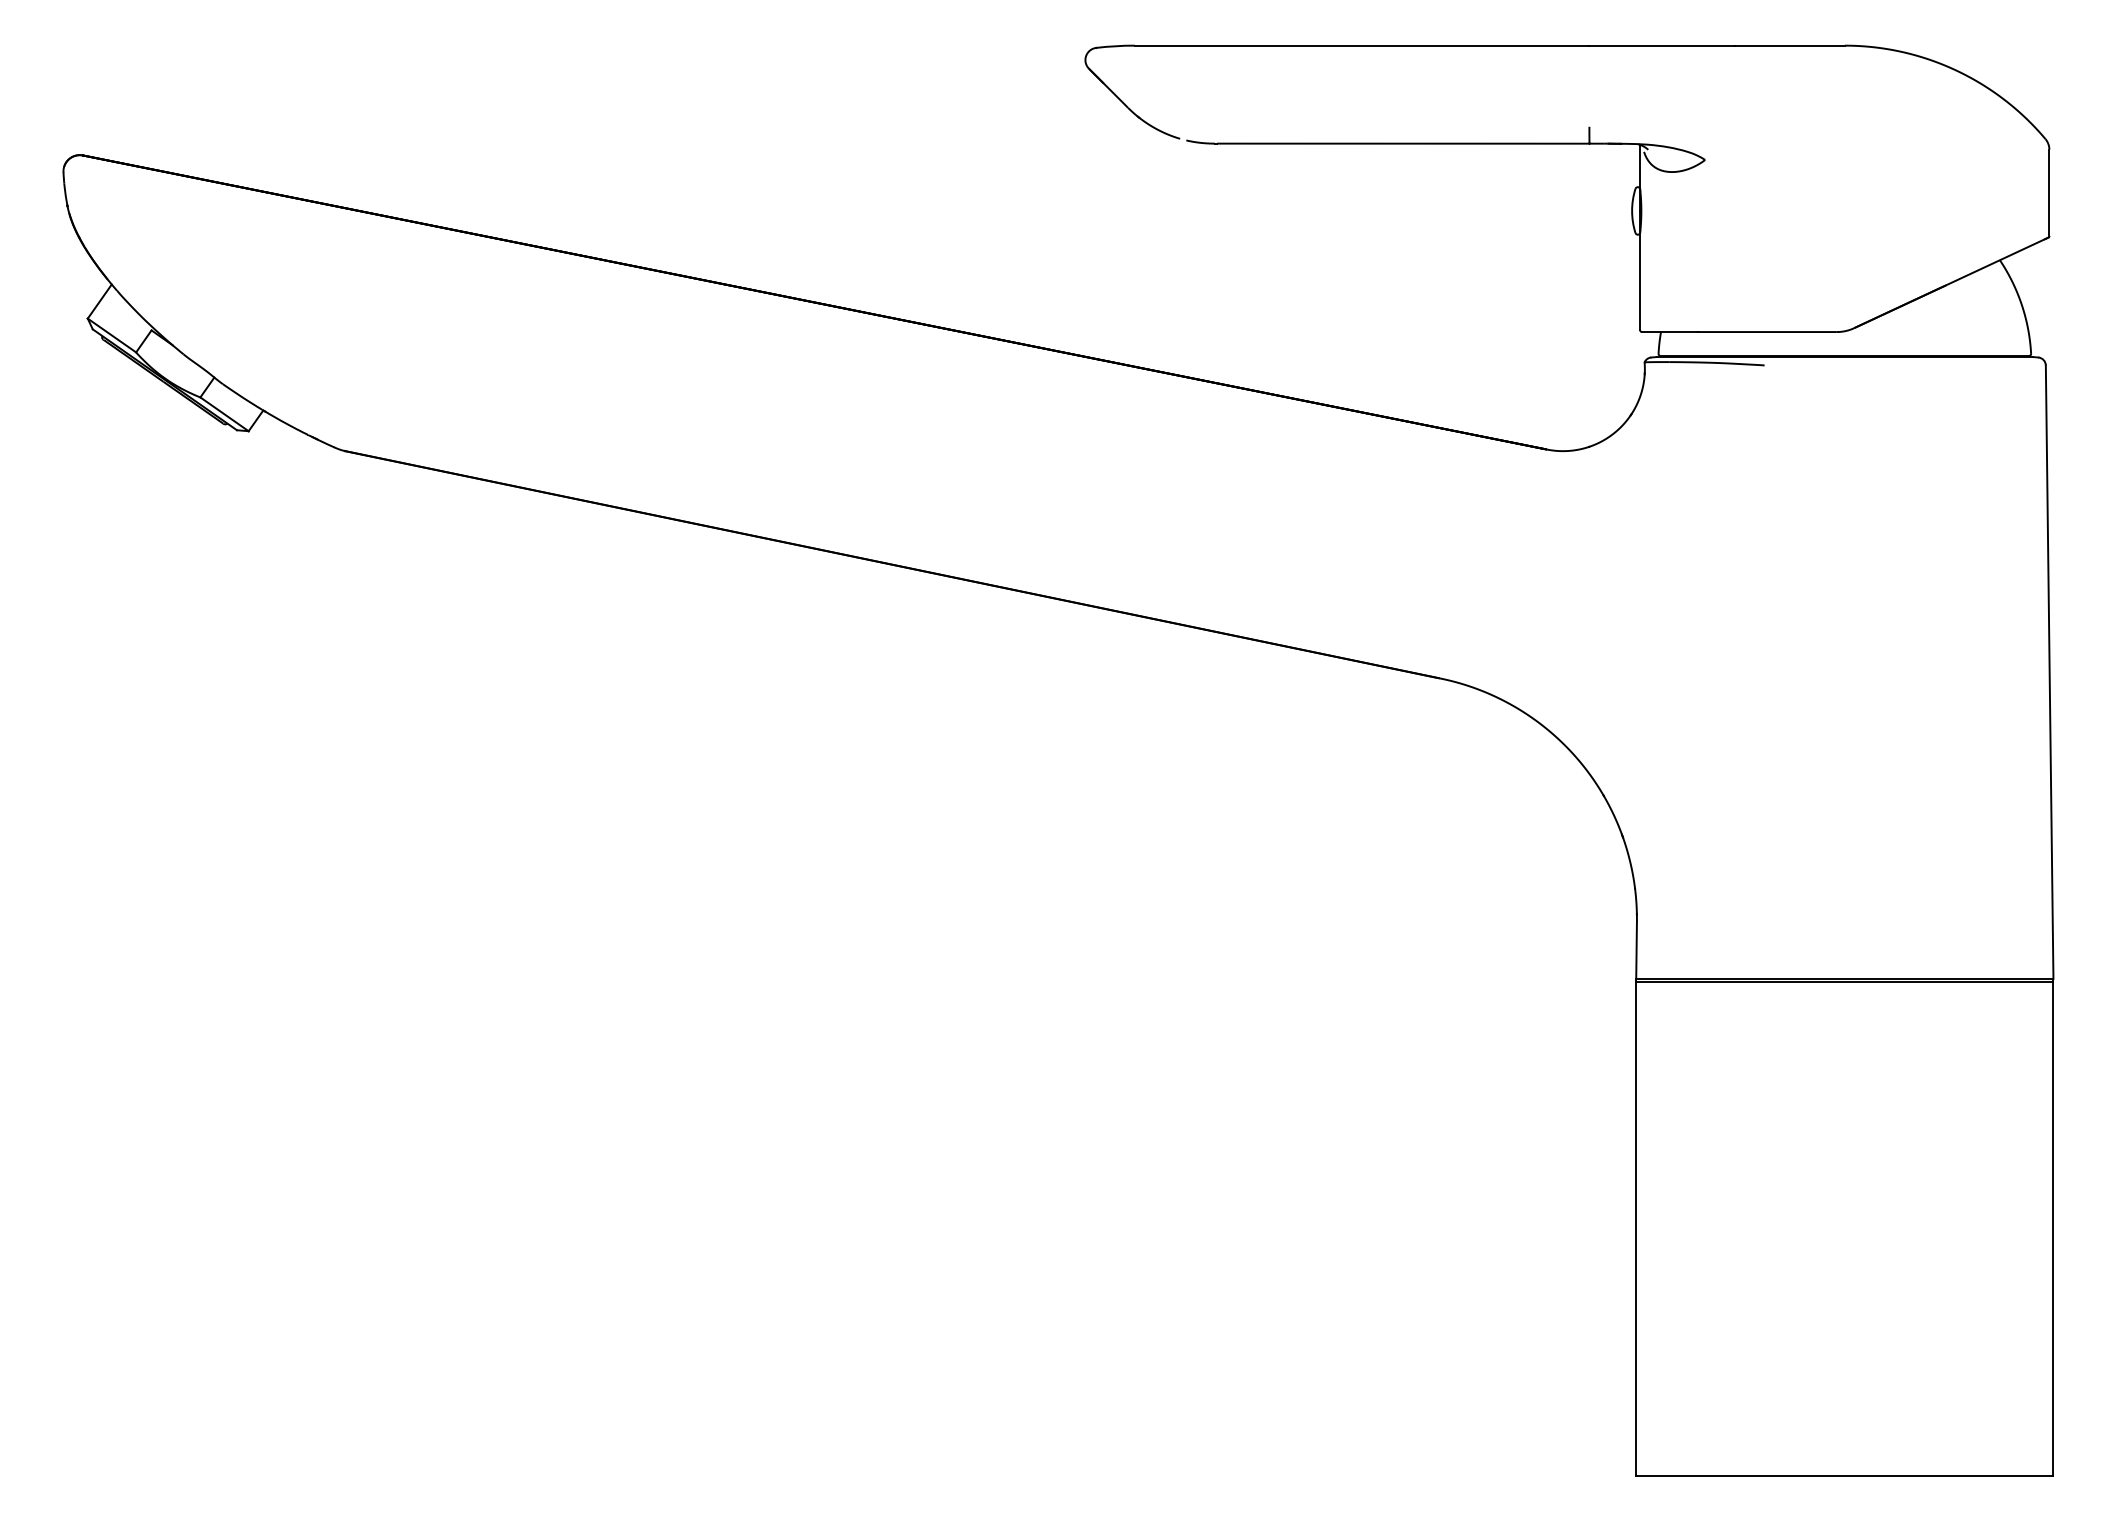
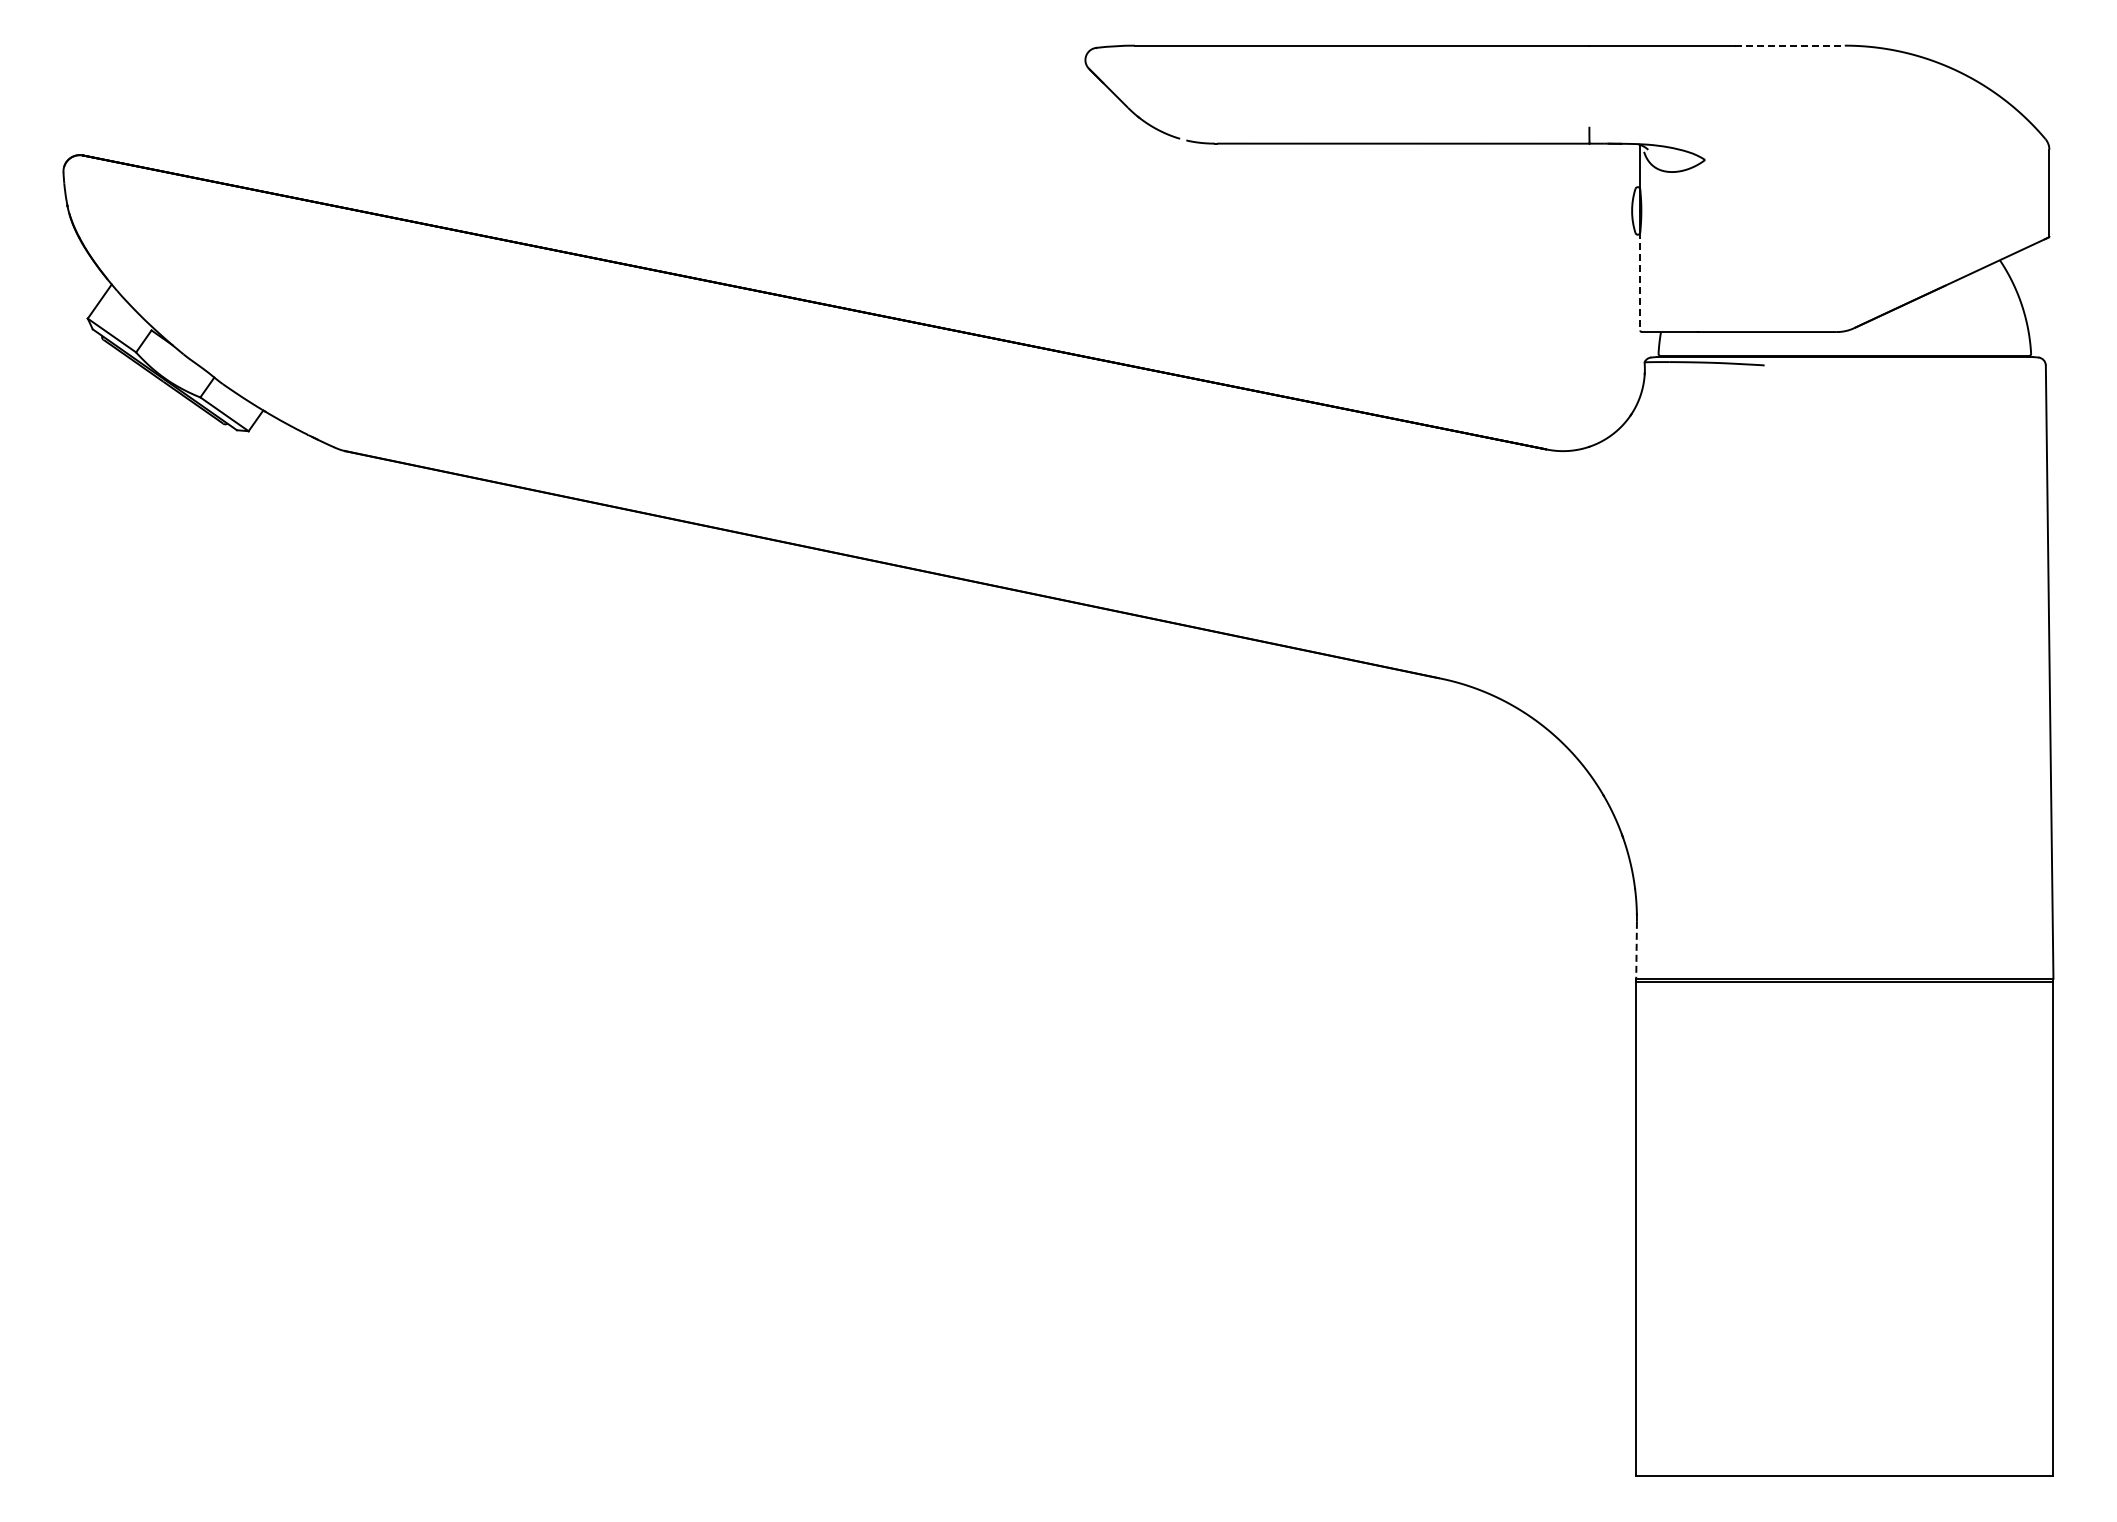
line: solid -> dashed (1790, 45)
line: solid -> dashed (1640, 281)
line: solid -> dashed (1636, 950)
